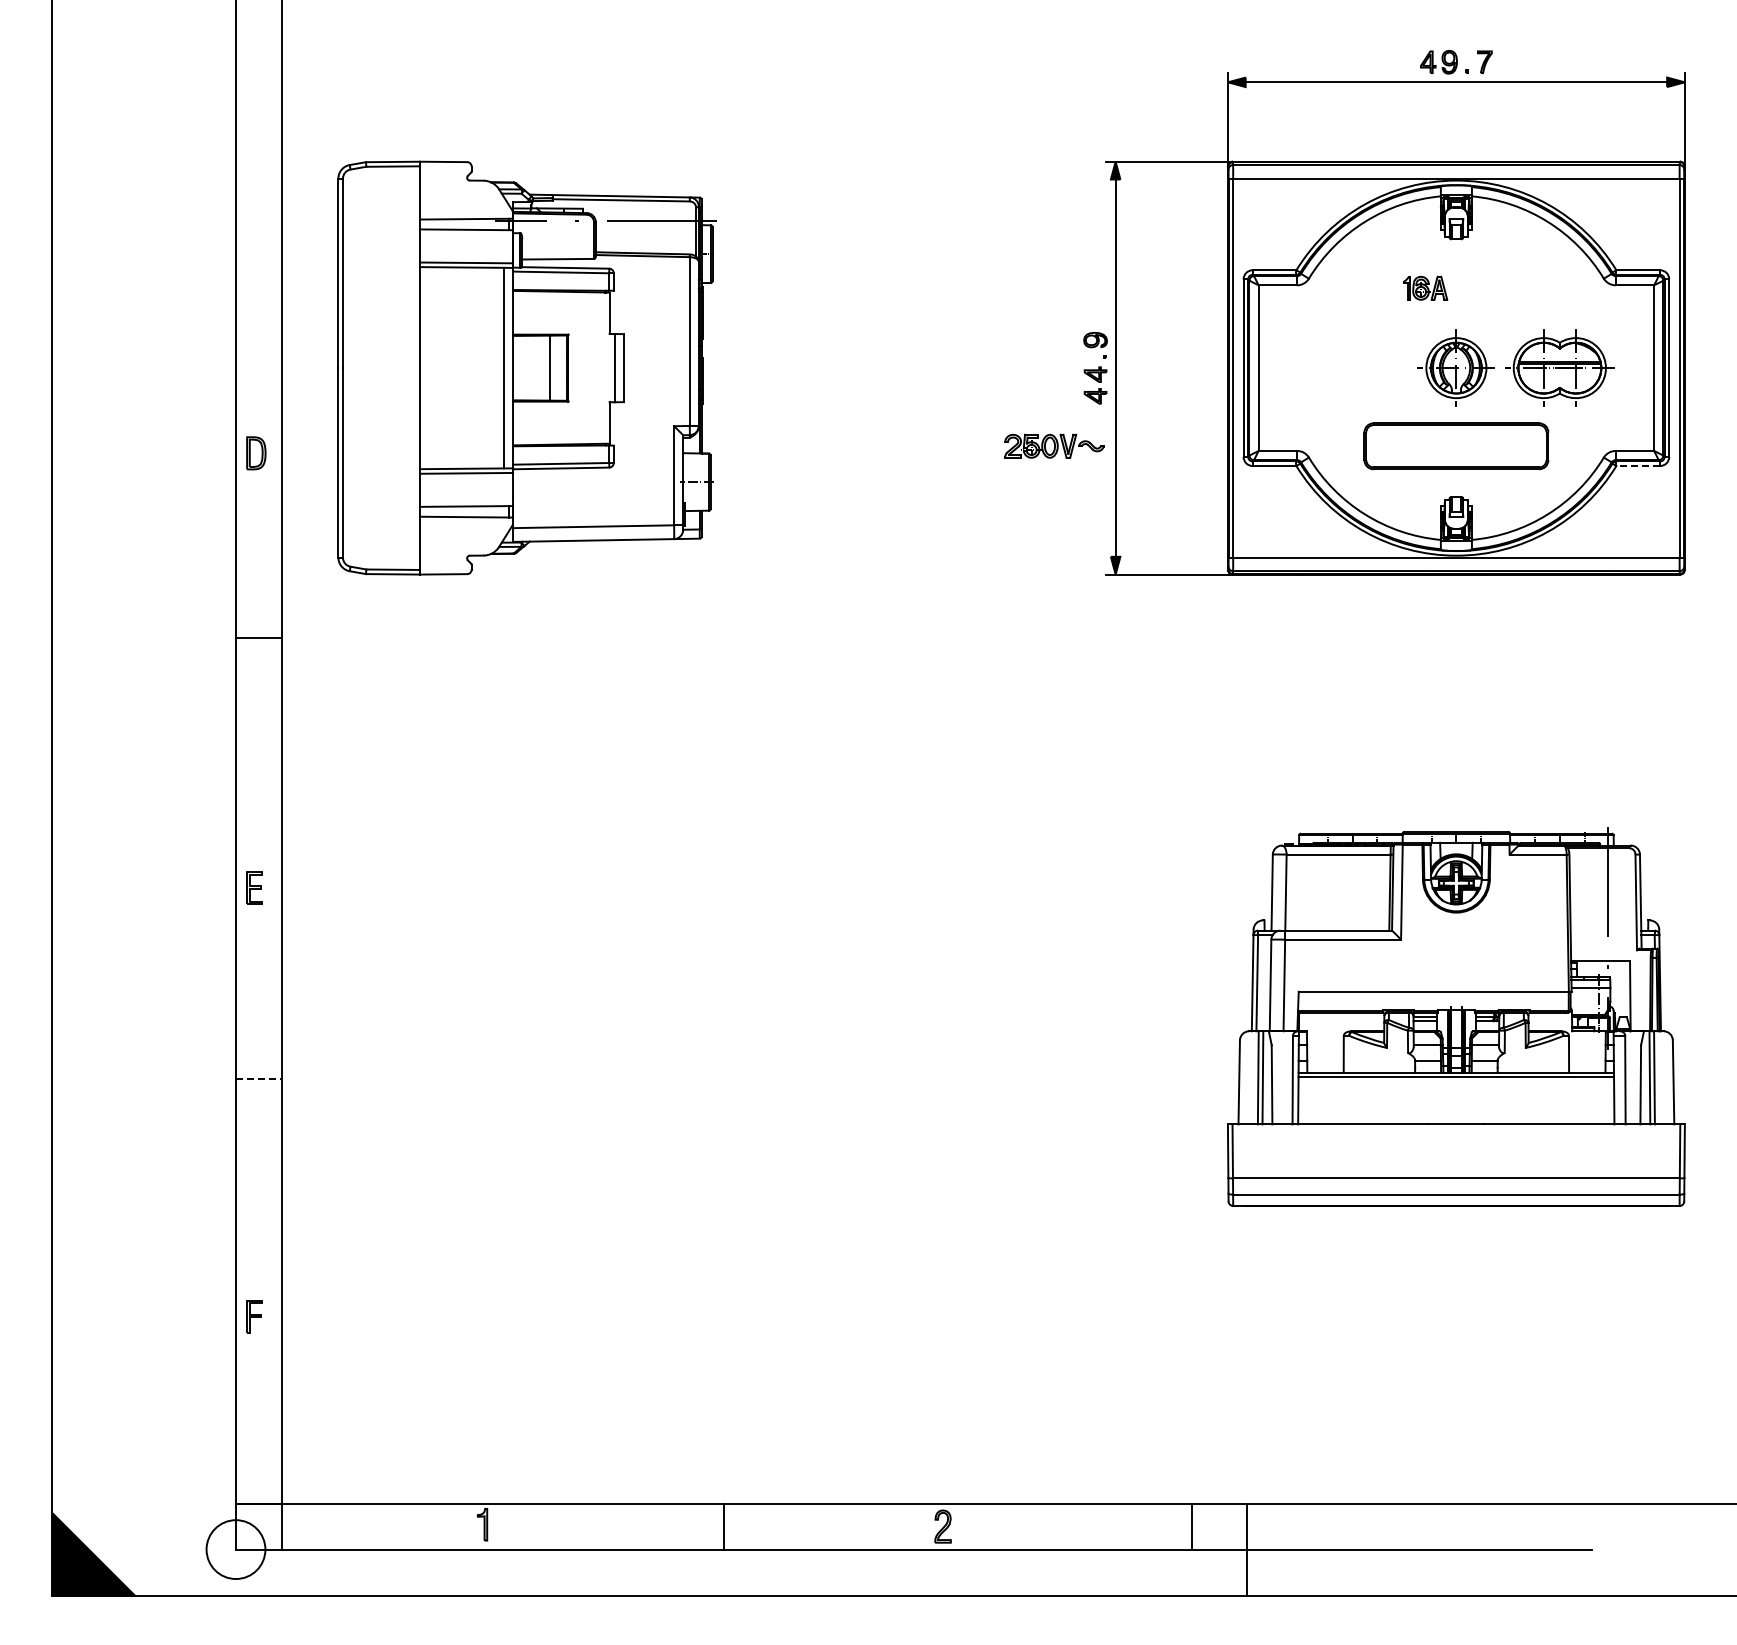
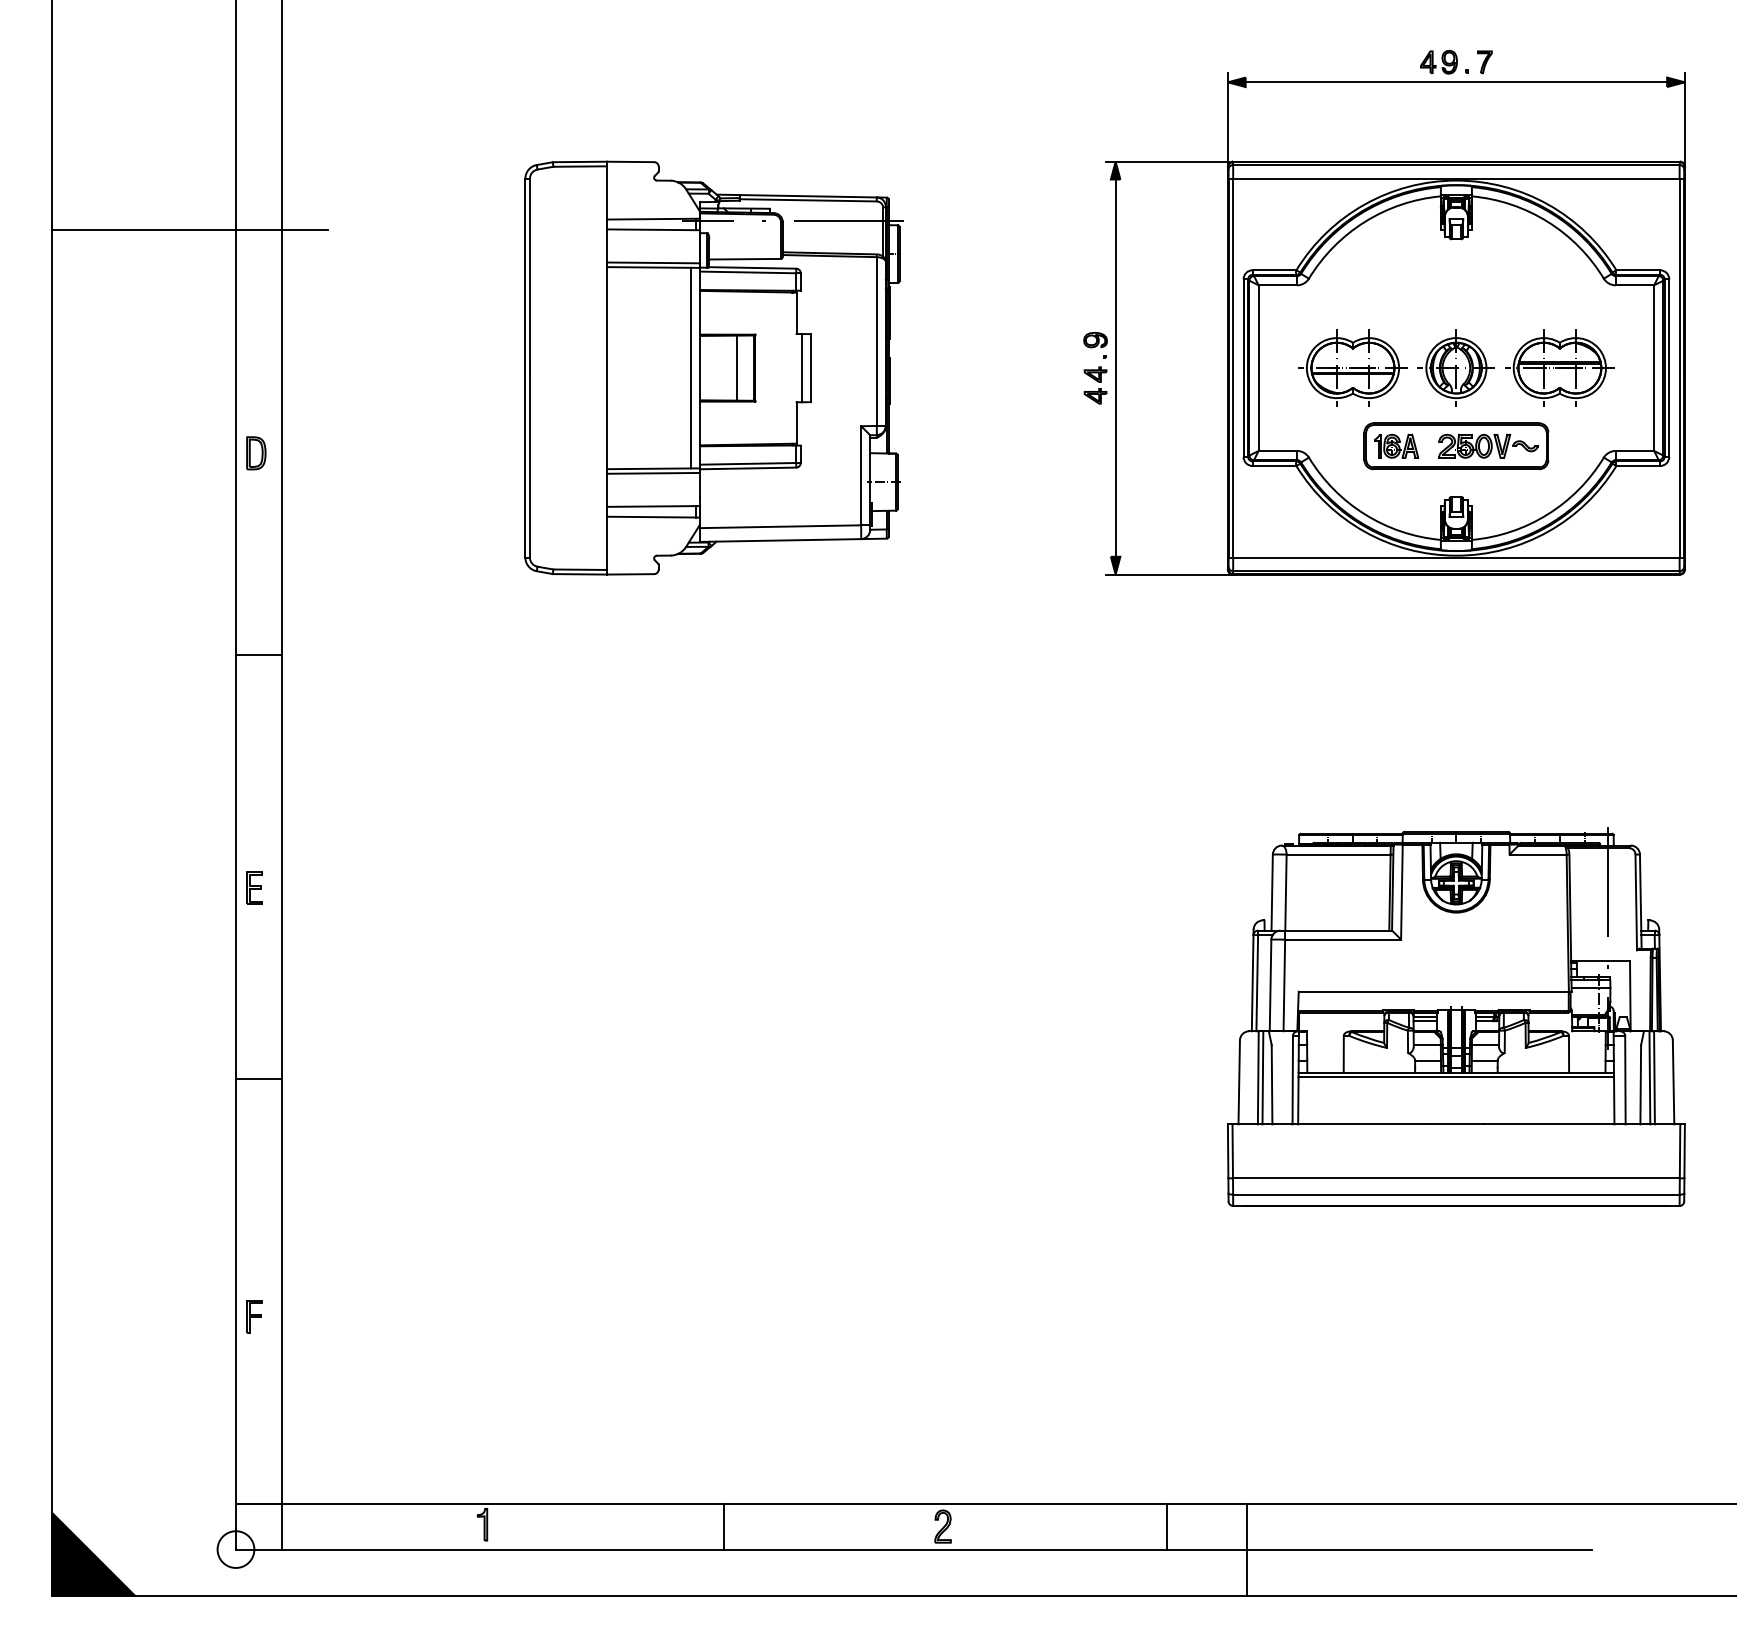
line: none -> present (189, 230)
part position: (1425, 287) -> (1396, 445) (1396, 445)
part position: (526, 367) -> (713, 367) (713, 367)
part: none -> present (1352, 367)
part position: (1054, 445) -> (1488, 445) (1488, 445)
line: dashed -> solid (1638, 466)
line position: (258, 637) -> (258, 654) (258, 654)
line: dashed -> solid (258, 1079)
line position: (1191, 1526) -> (1166, 1526) (1166, 1526)
circle diameter: 59 px -> 37 px (235, 1549)
